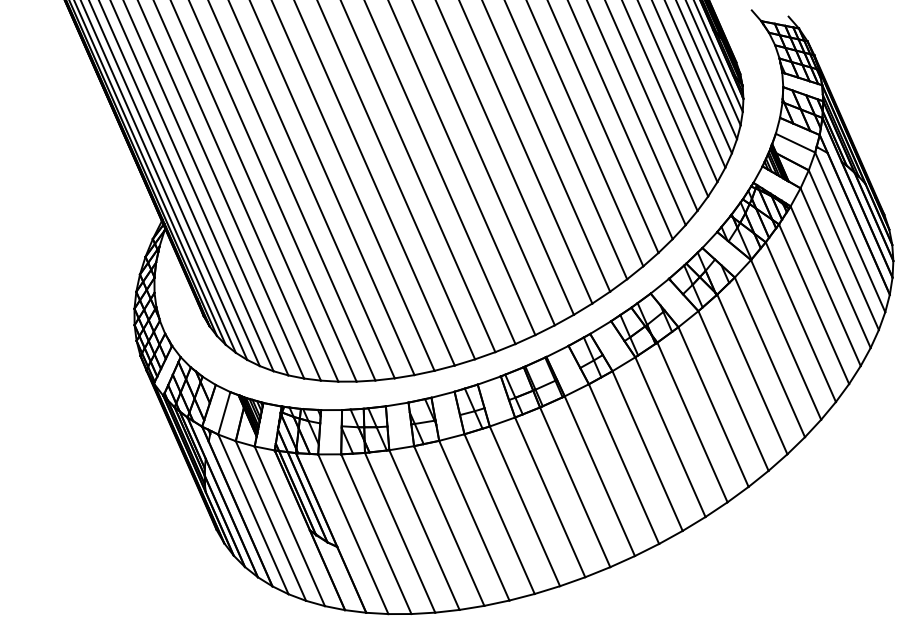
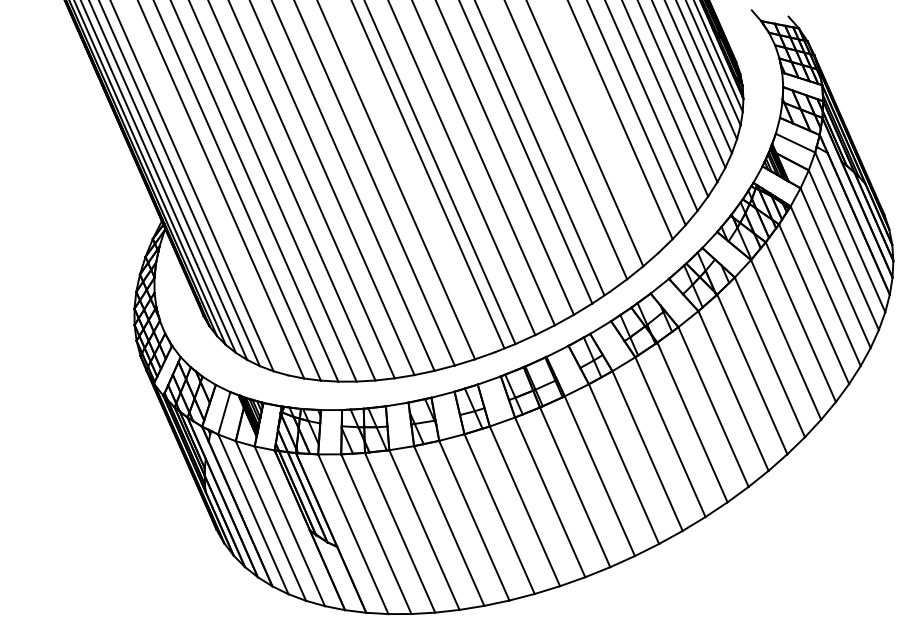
line: present -> none (603, 127)
line position: (546, 146) -> (539, 148) (539, 148)
line position: (418, 177) -> (428, 175) (428, 175)
line: present -> none (206, 188)
